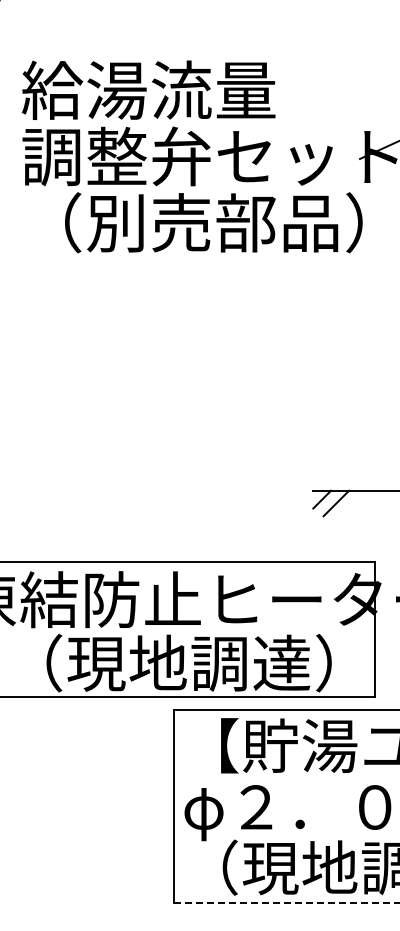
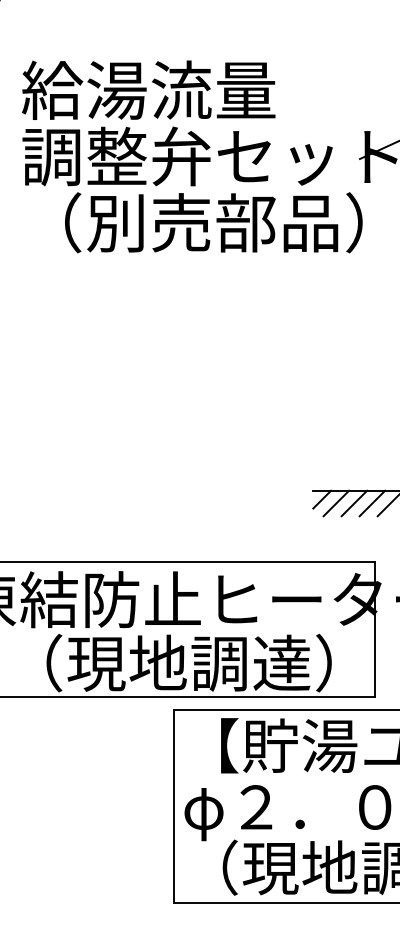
line: none -> present (354, 503)
line: none -> present (372, 503)
line: none -> present (386, 506)
line: dashed -> solid (286, 903)
